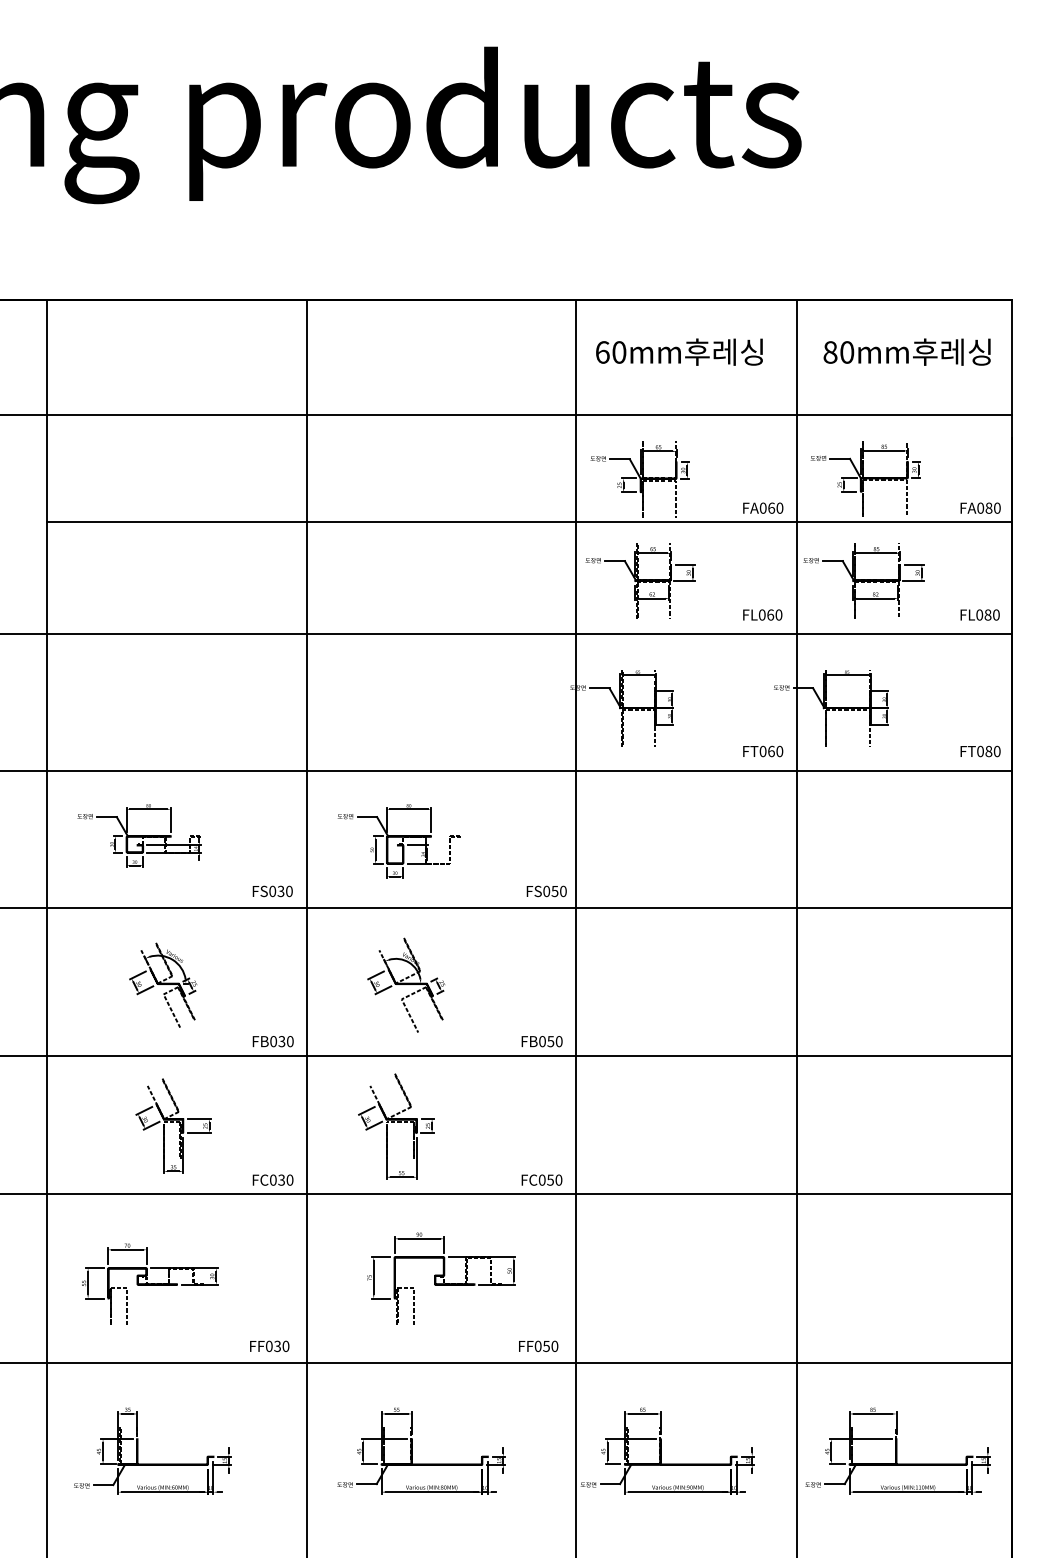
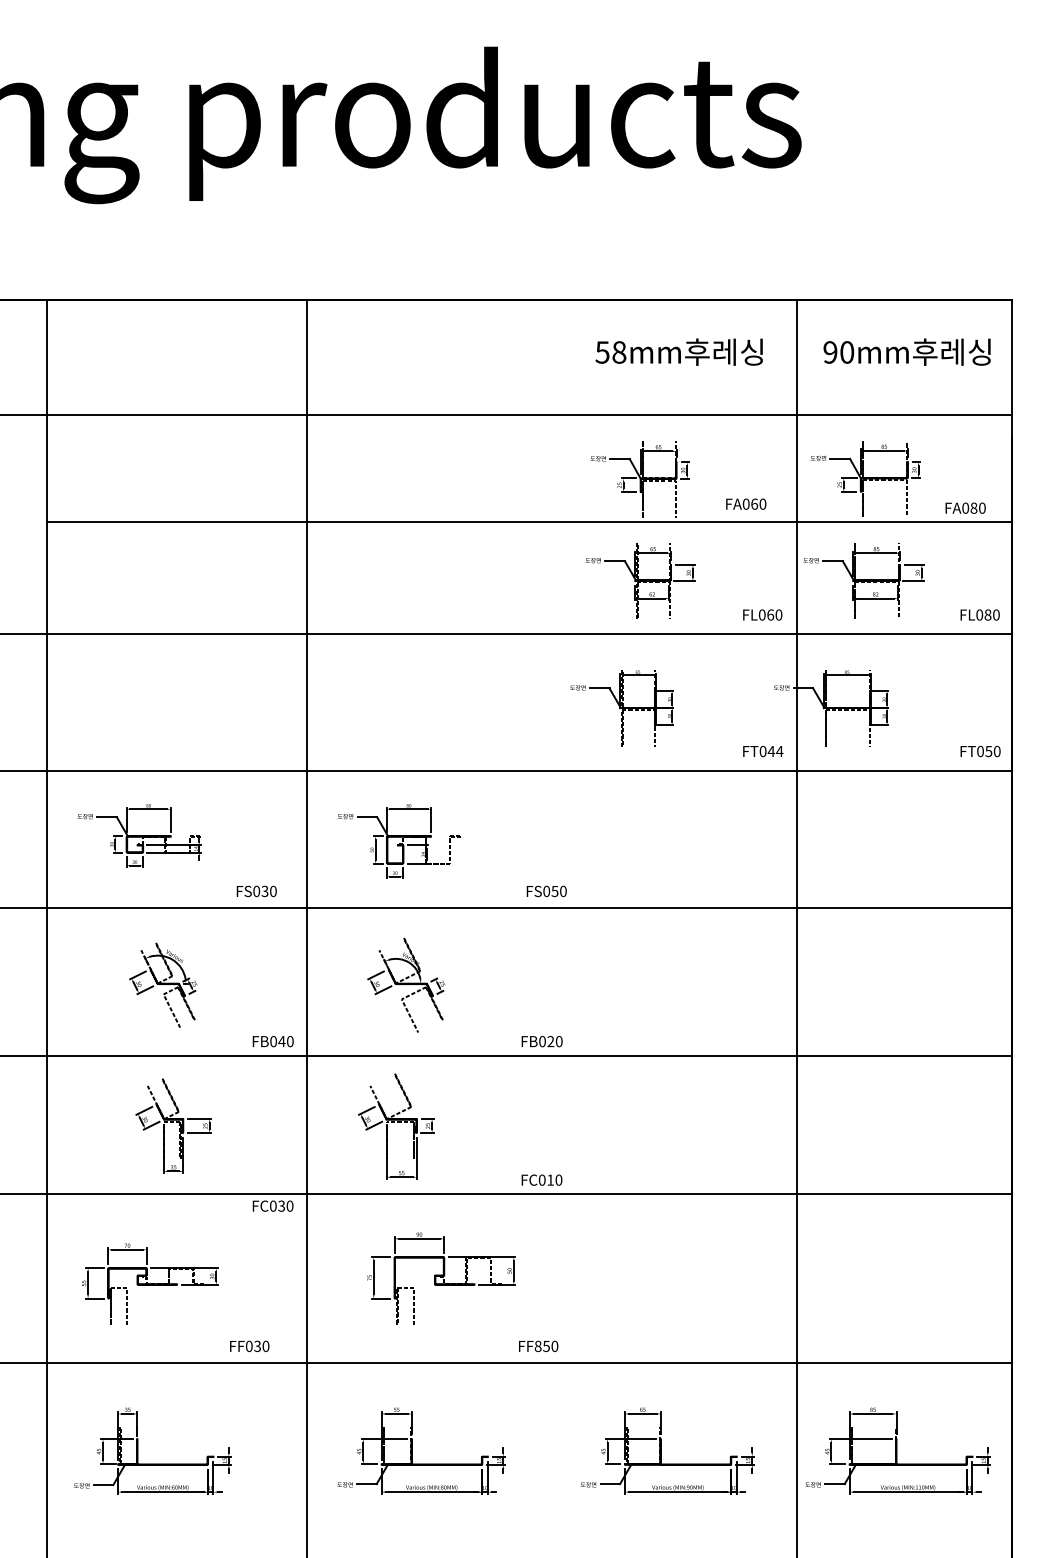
text: 60mm -> 58mm (610, 352)
text: 80mm -> 90mm (830, 352)
text position: (763, 507) -> (746, 503) (746, 503)
text position: (980, 507) -> (965, 507) (965, 507)
text: FT080 -> FT050 (988, 750)
text: FT060 -> FT044 (775, 751)
text position: (272, 891) -> (256, 891) (256, 891)
line: present -> none (575, 927)
text: FB030 -> FB040 (281, 1041)
text: FB050 -> FB020 (550, 1041)
text position: (272, 1179) -> (272, 1205) (272, 1205)
text: FC050 -> FC010 (550, 1179)
text position: (269, 1346) -> (249, 1346) (249, 1346)
text: FF050 -> FF850 (537, 1346)
